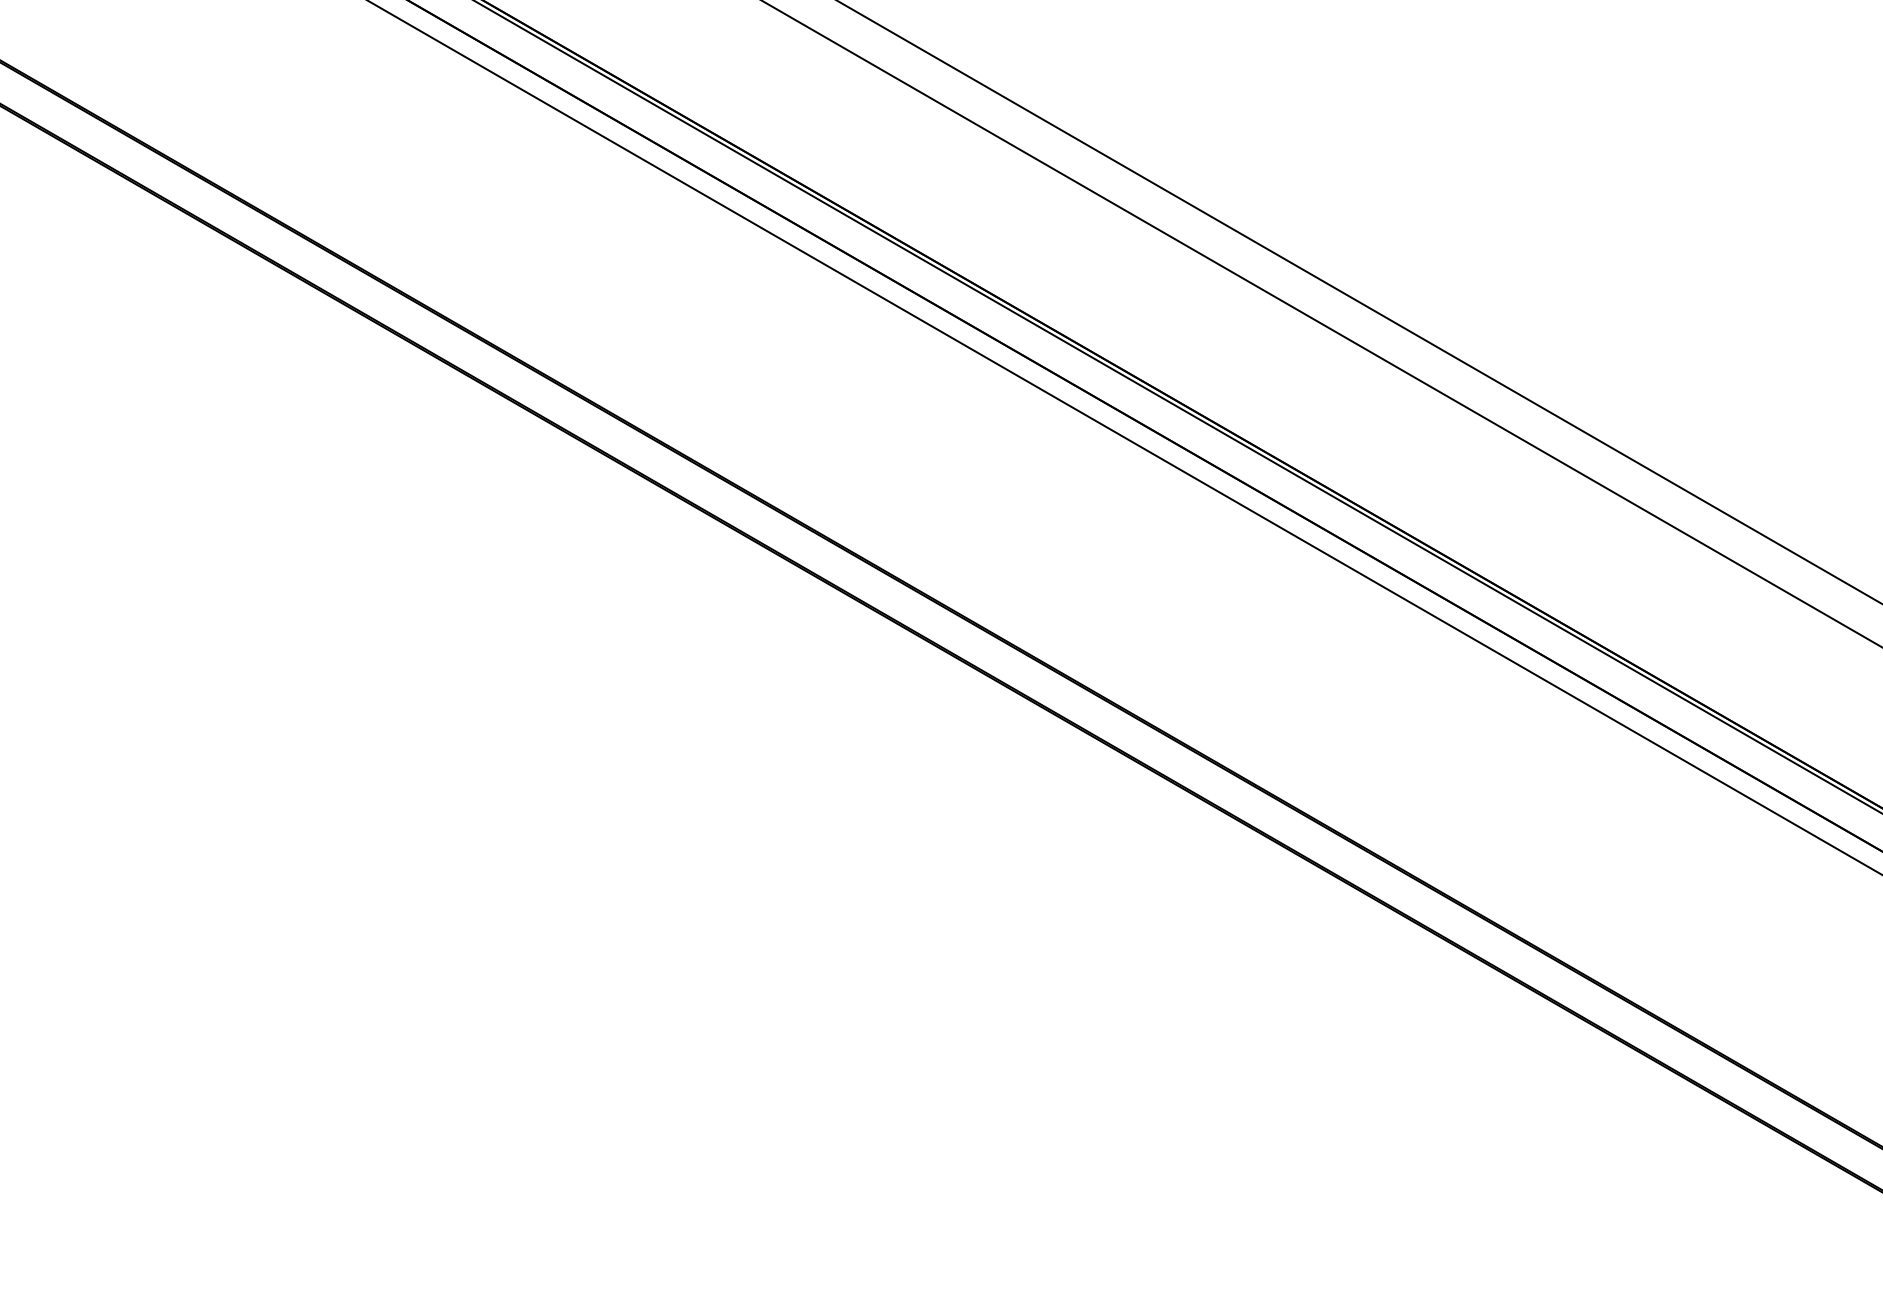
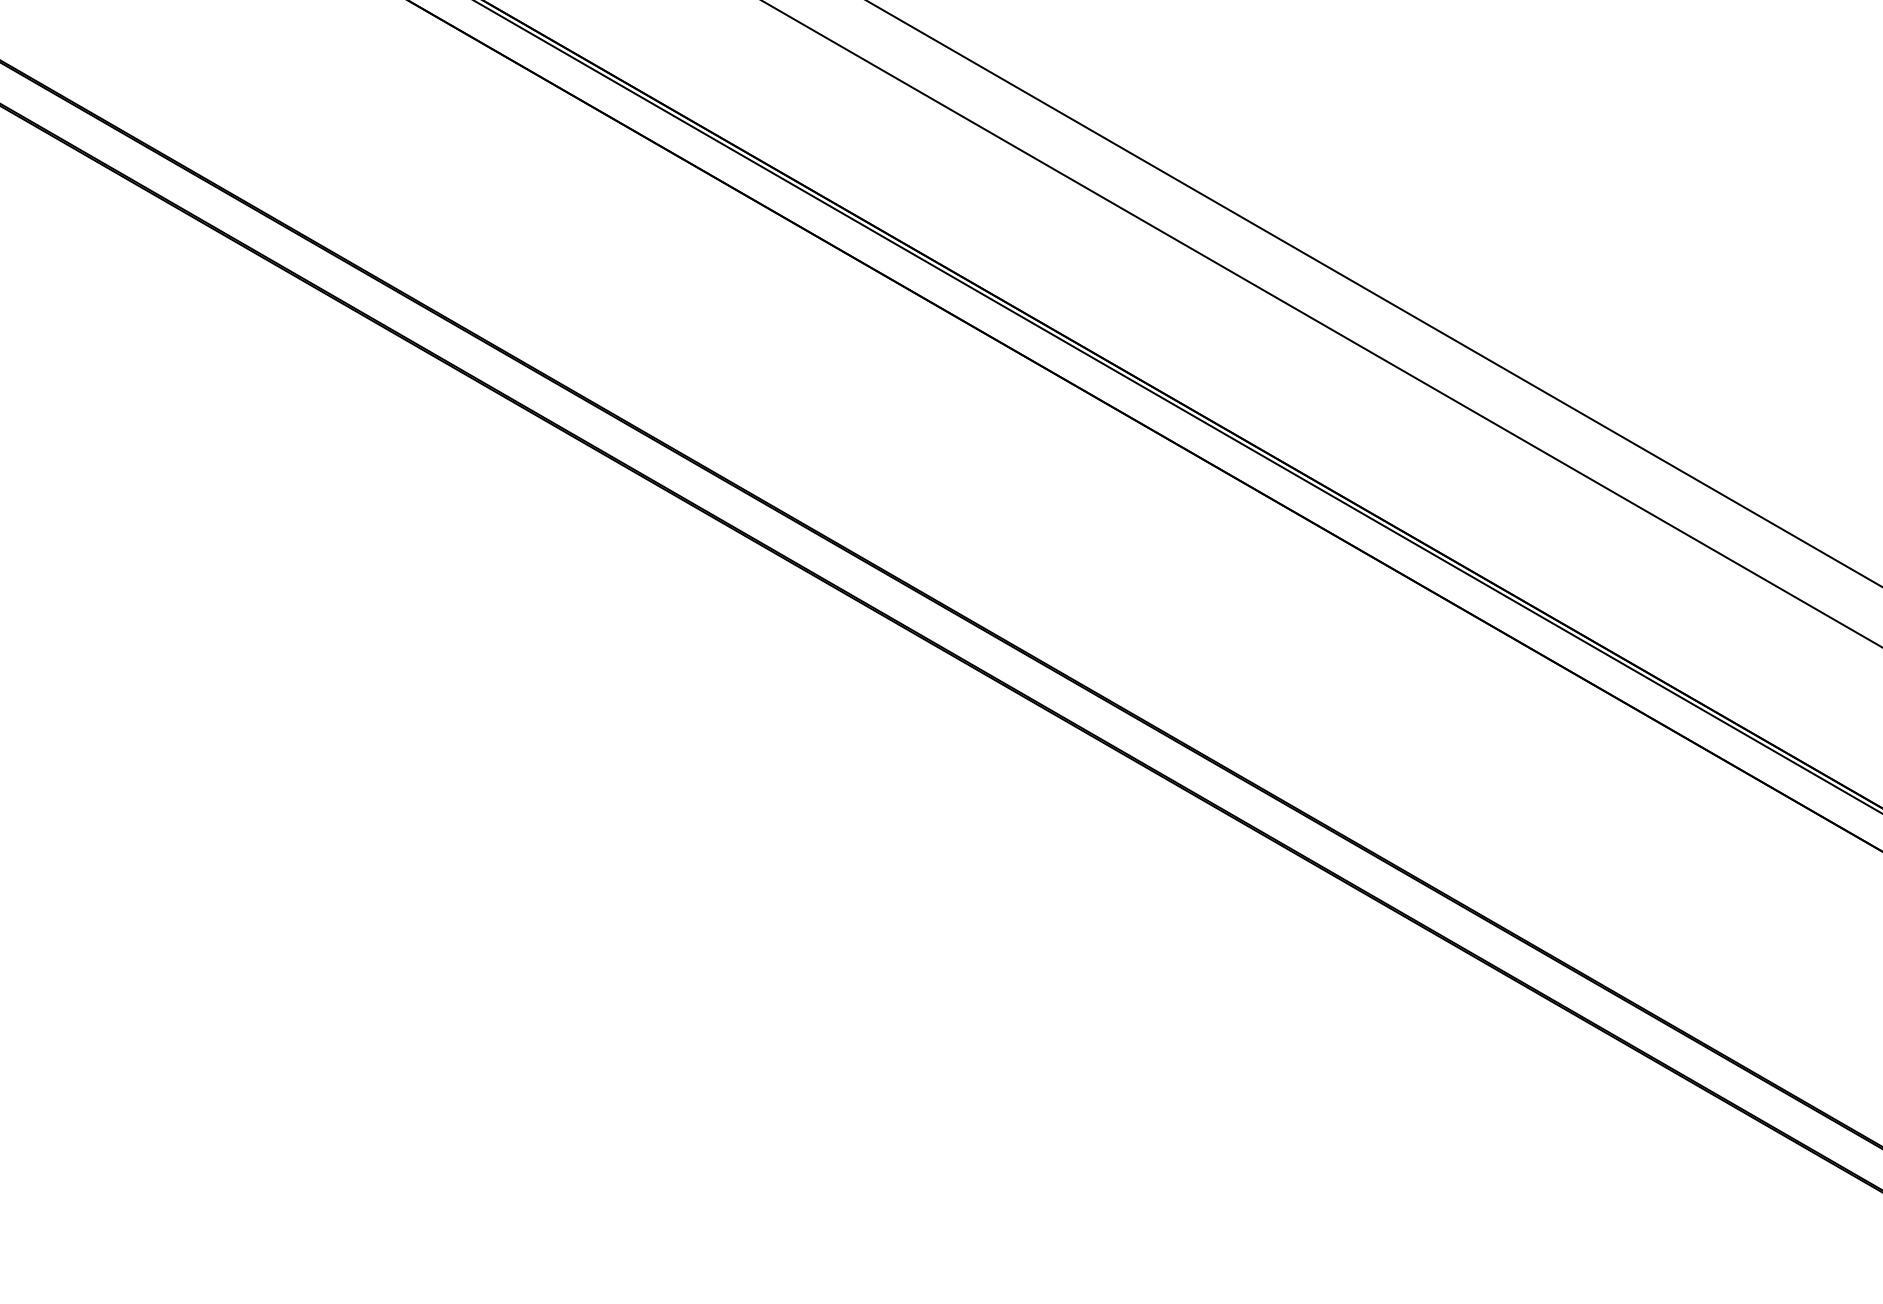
line position: (1359, 302) -> (1374, 293) (1374, 293)
line: present -> none (1124, 437)
